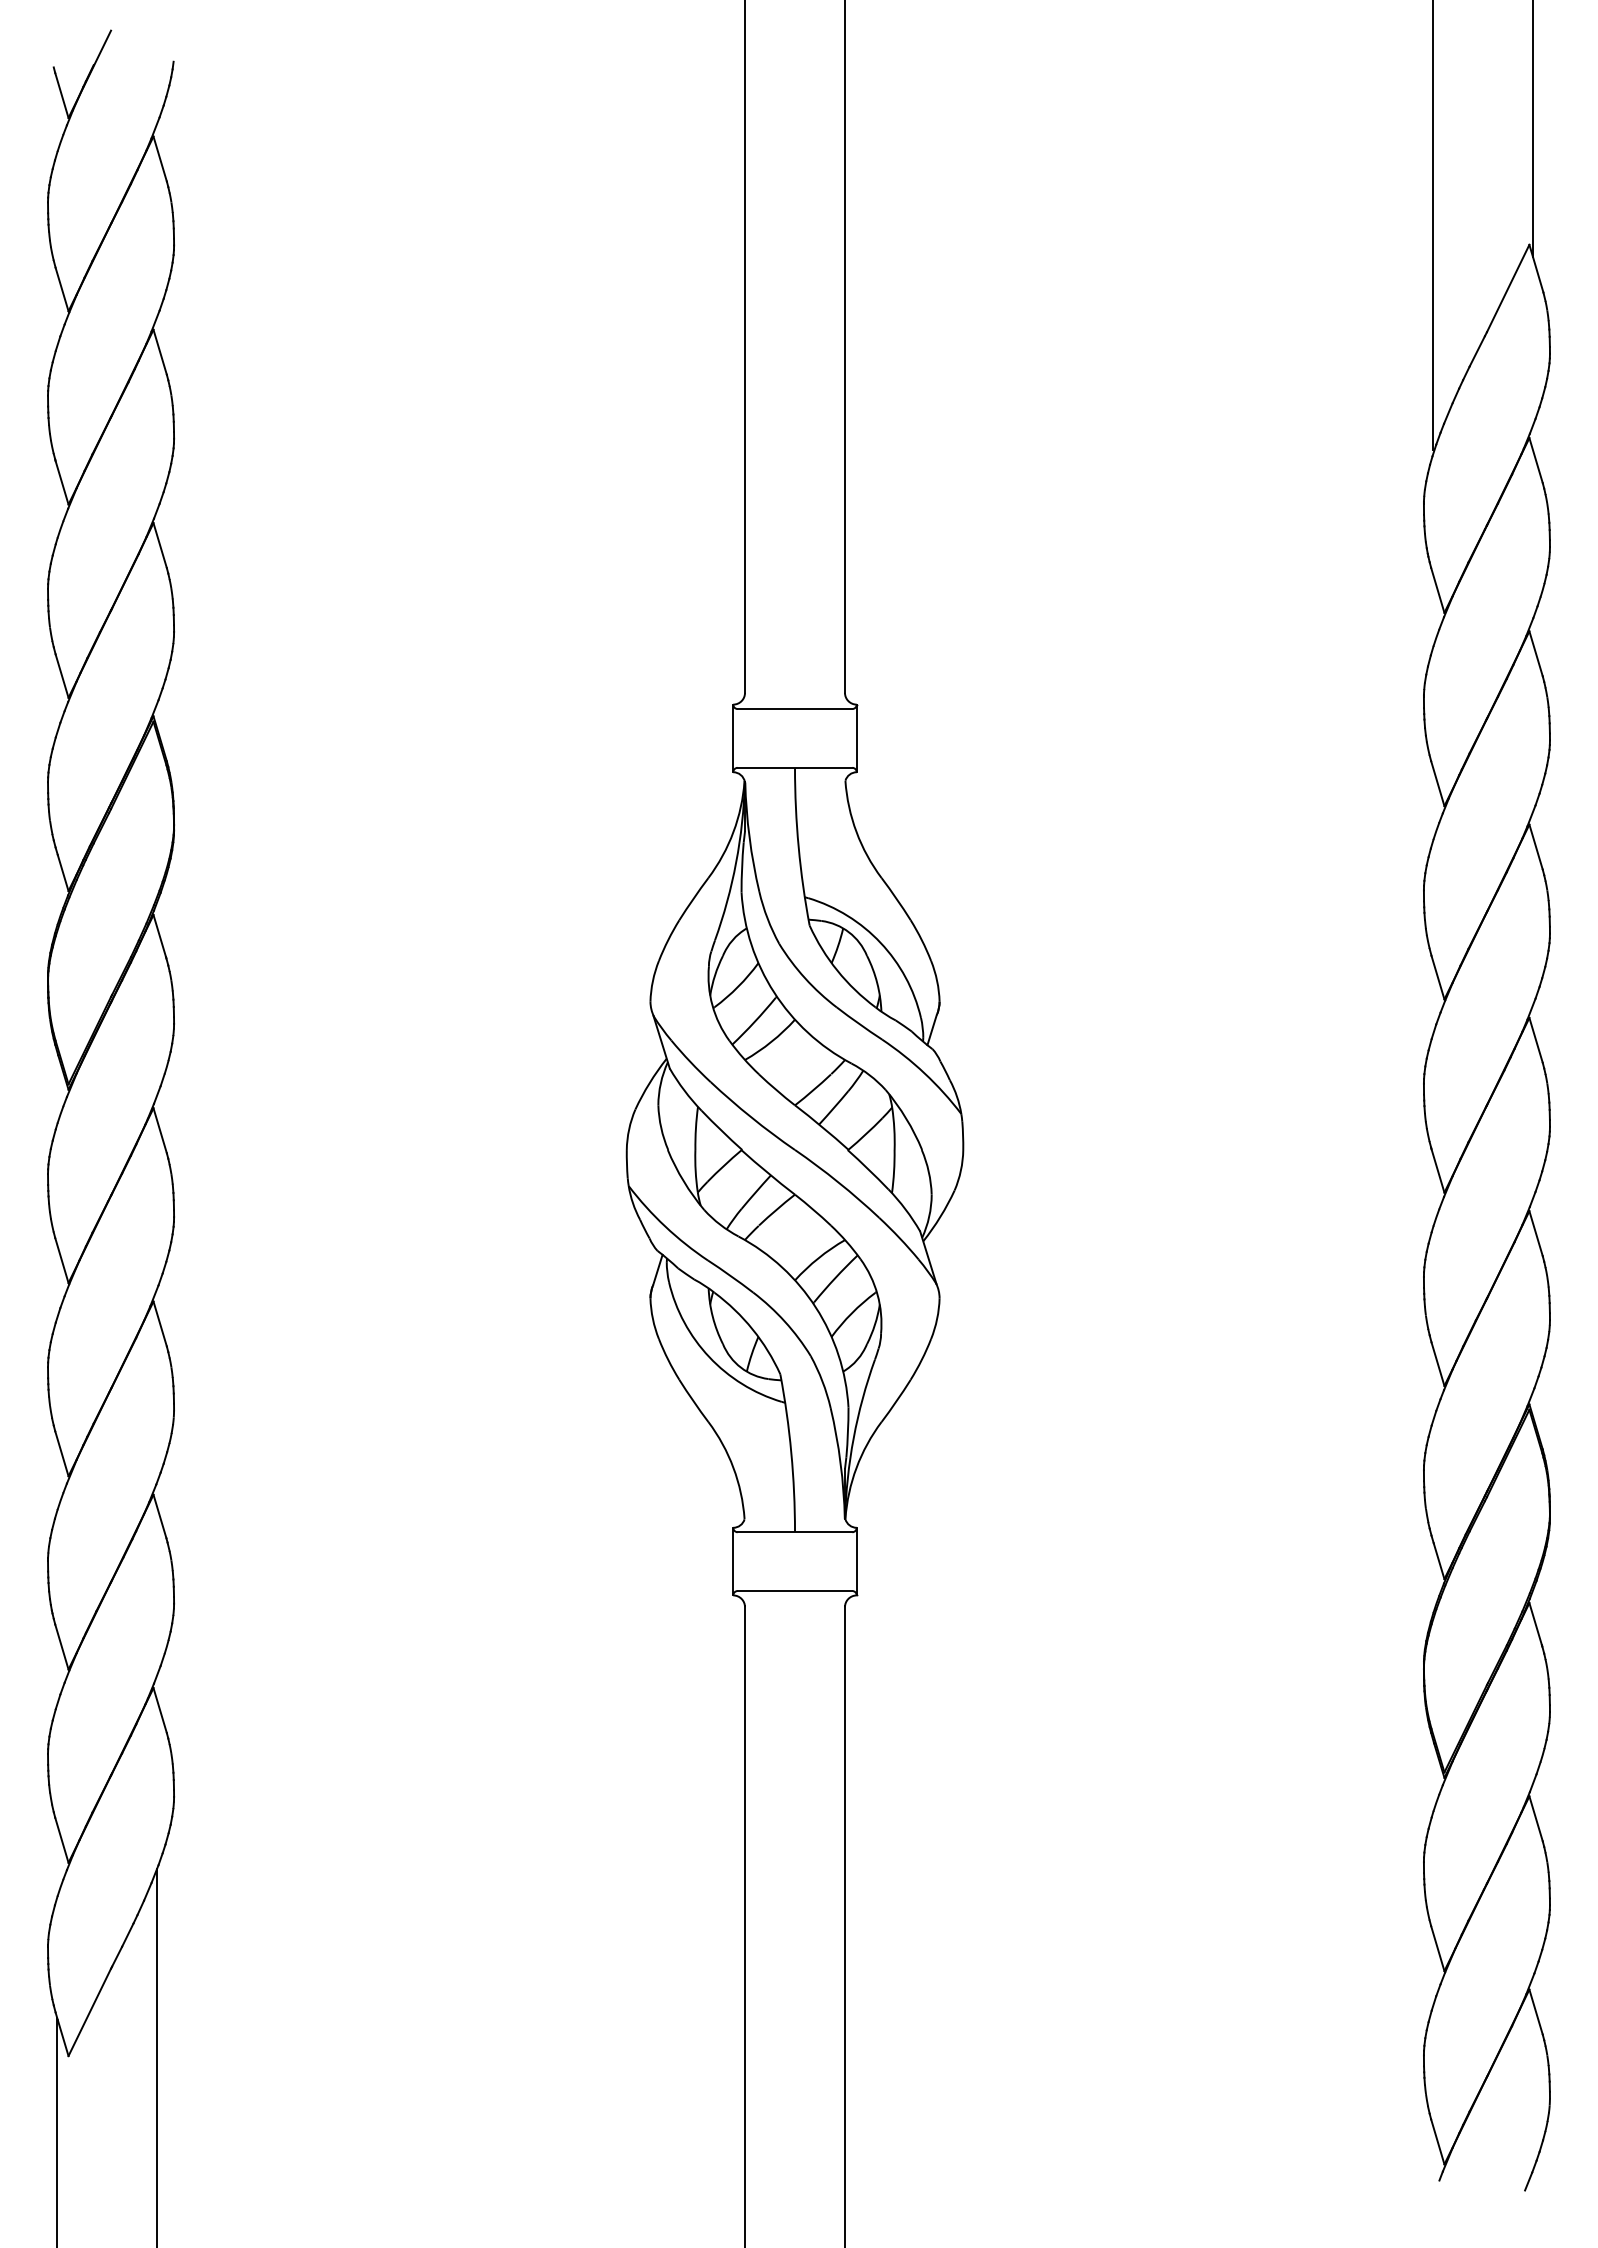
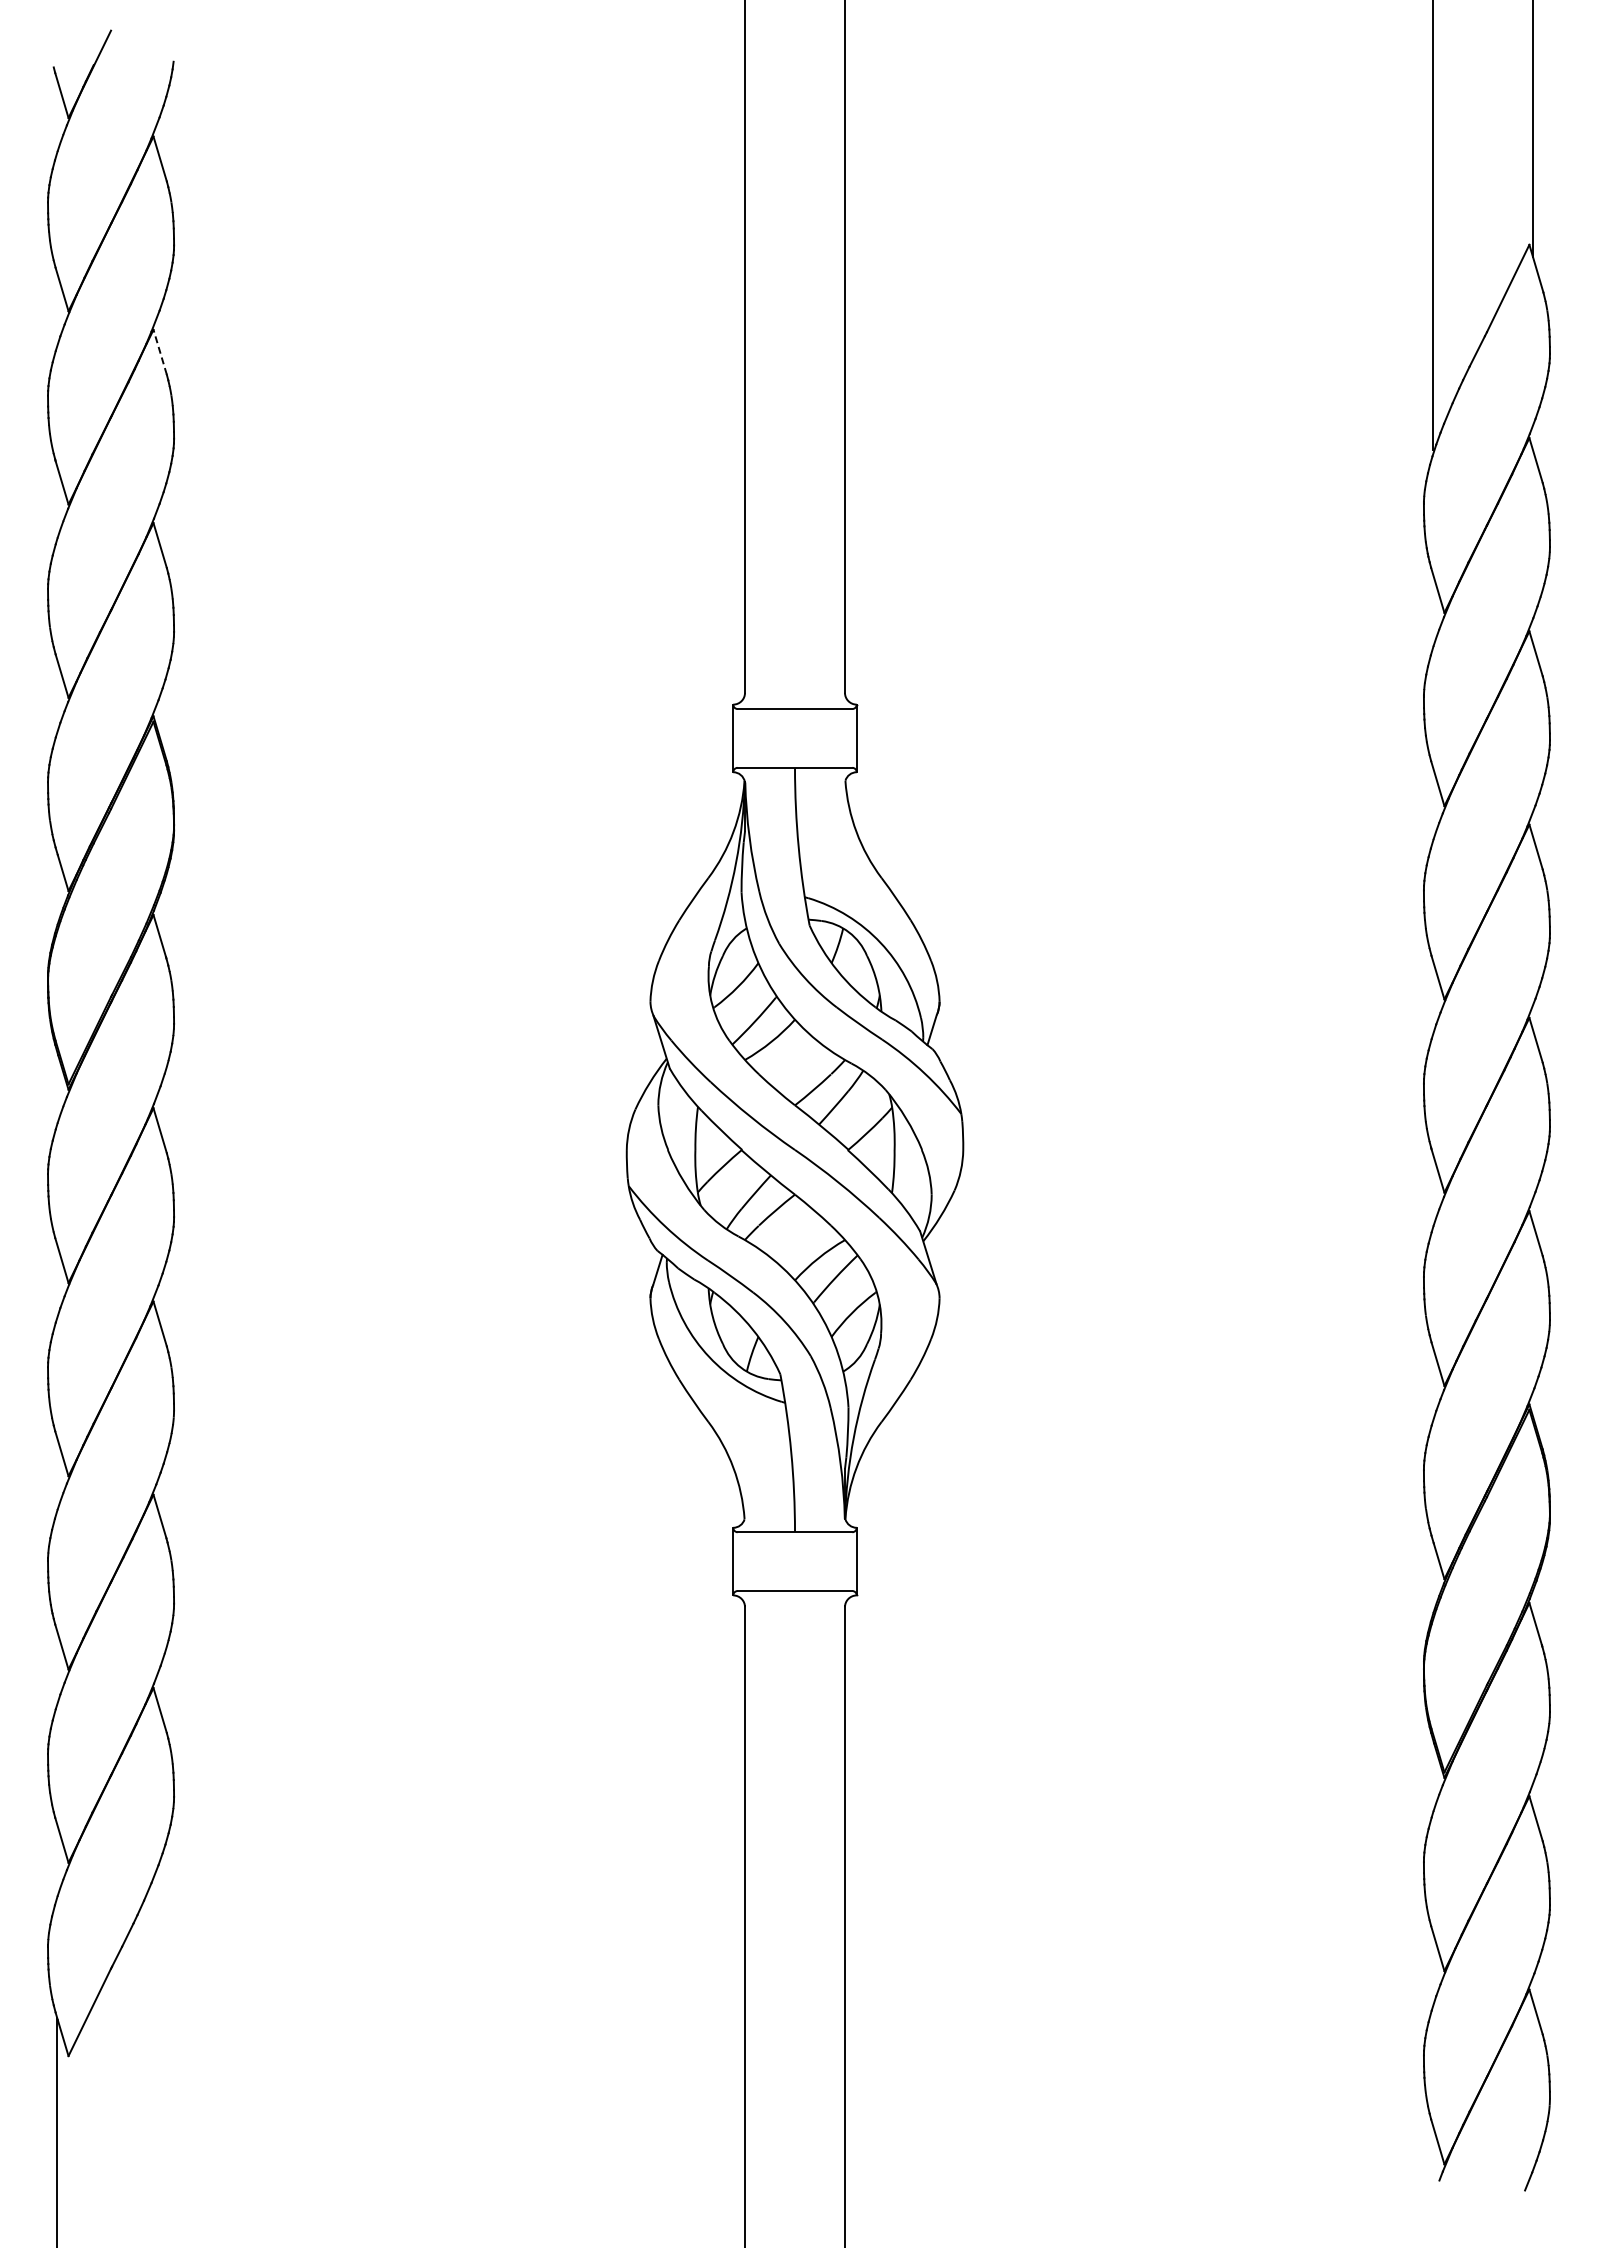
line: solid -> dashed (160, 351)
line: present -> none (157, 2056)
